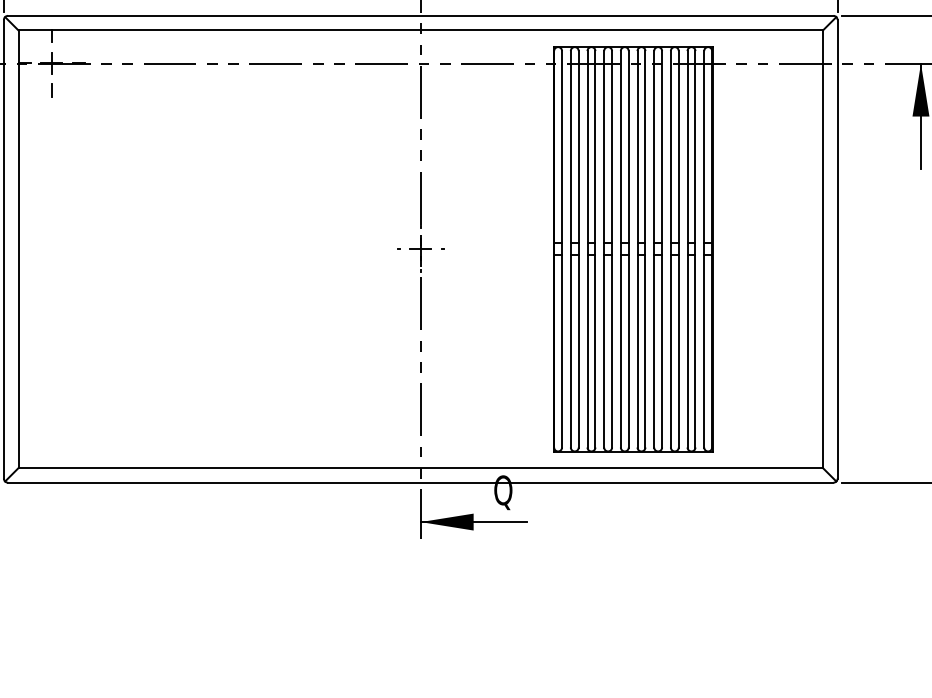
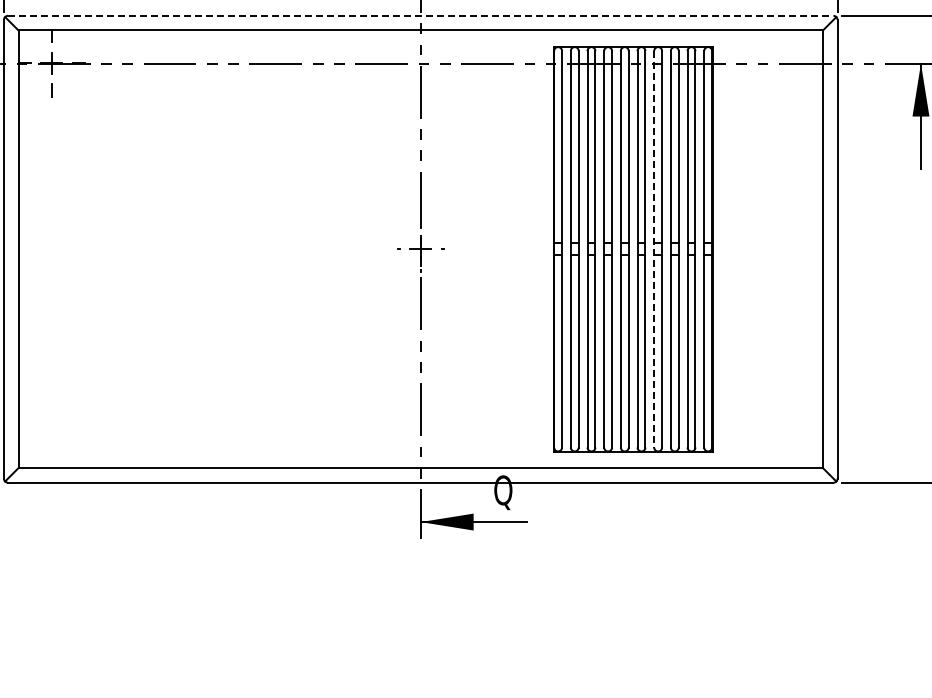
line: solid -> dashed (420, 15)
line: solid -> dashed (654, 249)
